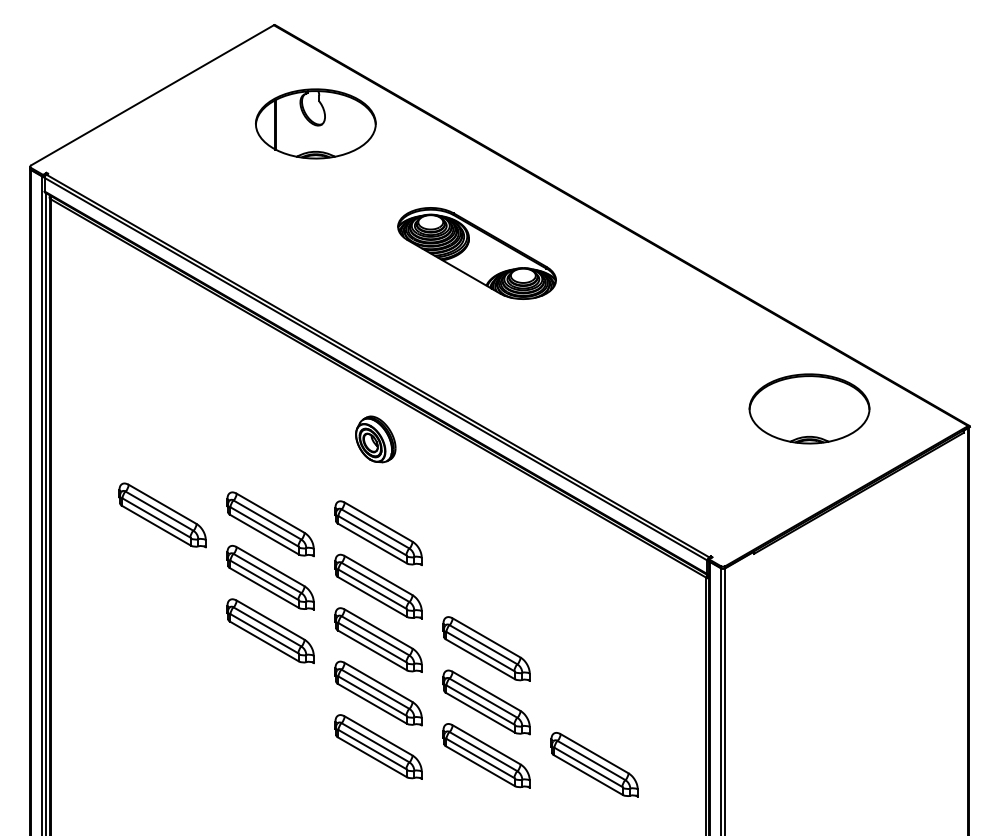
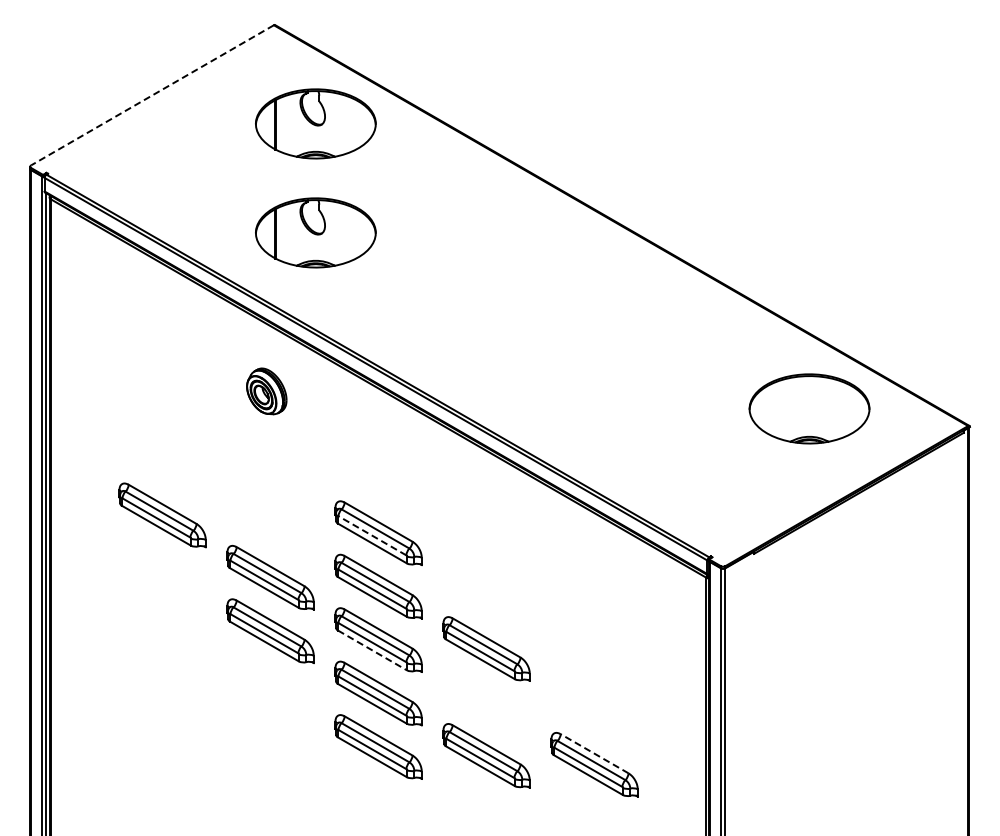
line: solid -> dashed (152, 95)
part: none -> present (315, 232)
part: present -> none (476, 253)
part position: (375, 439) -> (266, 391) (266, 391)
part: present -> none (270, 524)
line: solid -> dashed (372, 535)
line: solid -> dashed (372, 650)
part: present -> none (486, 702)
line: solid -> dashed (594, 753)
